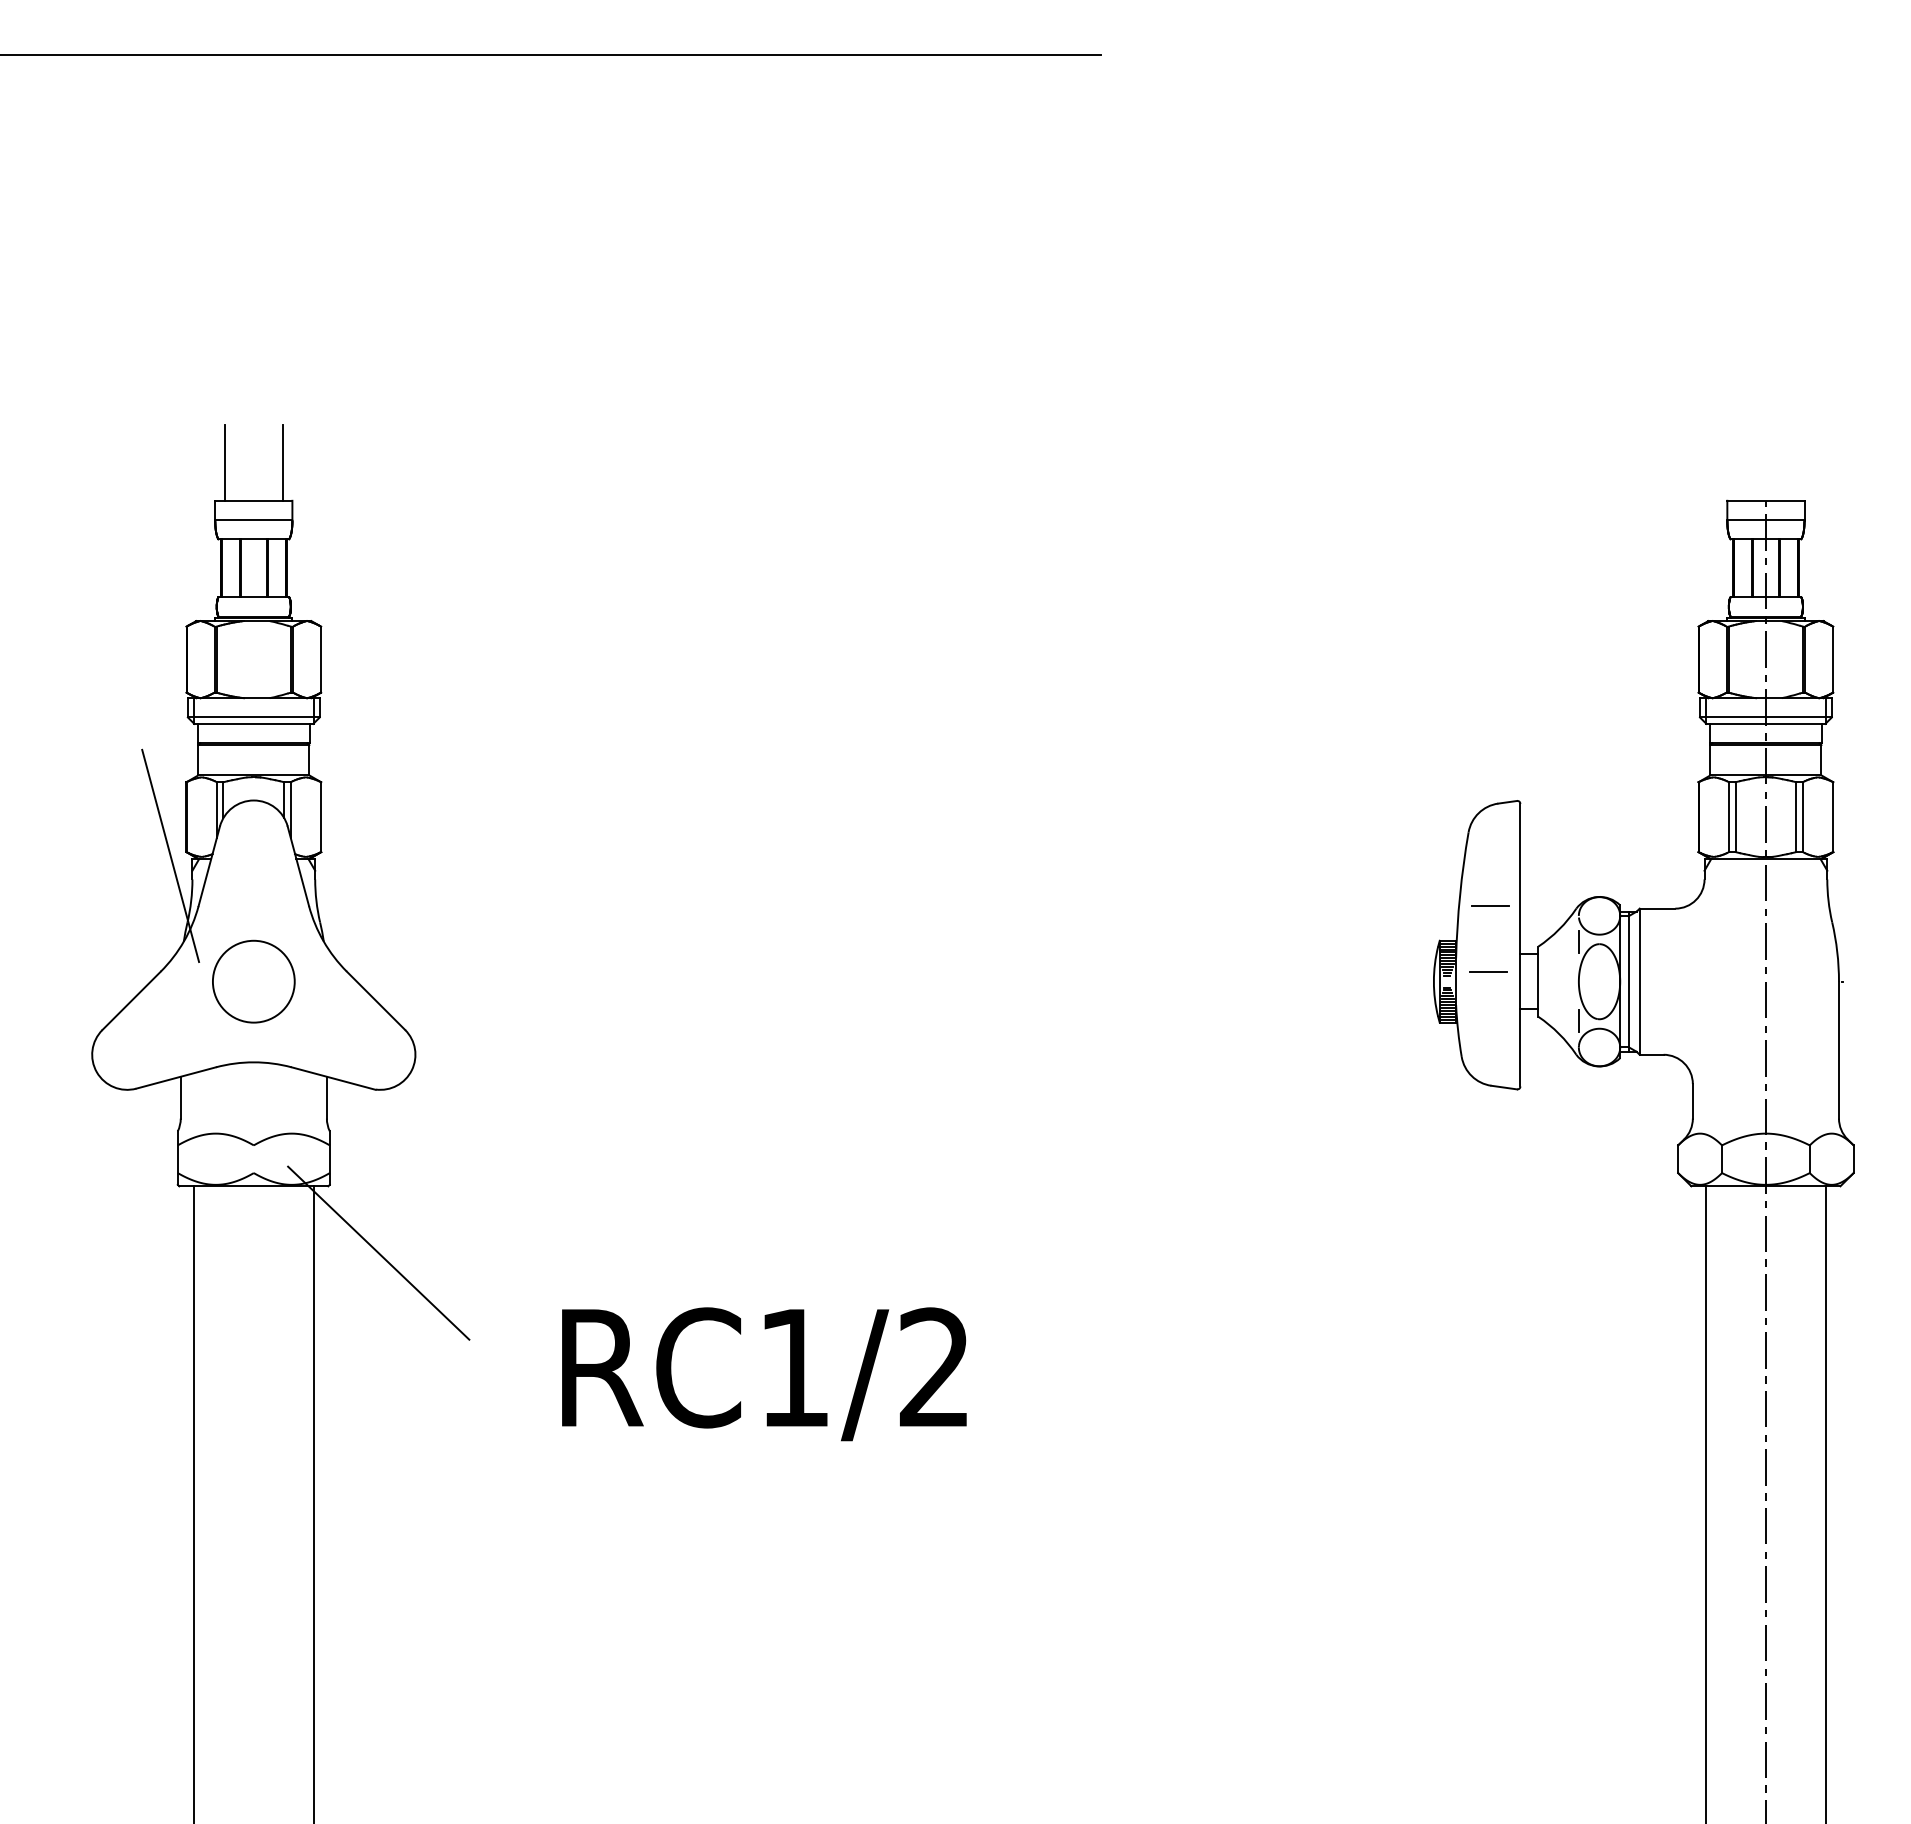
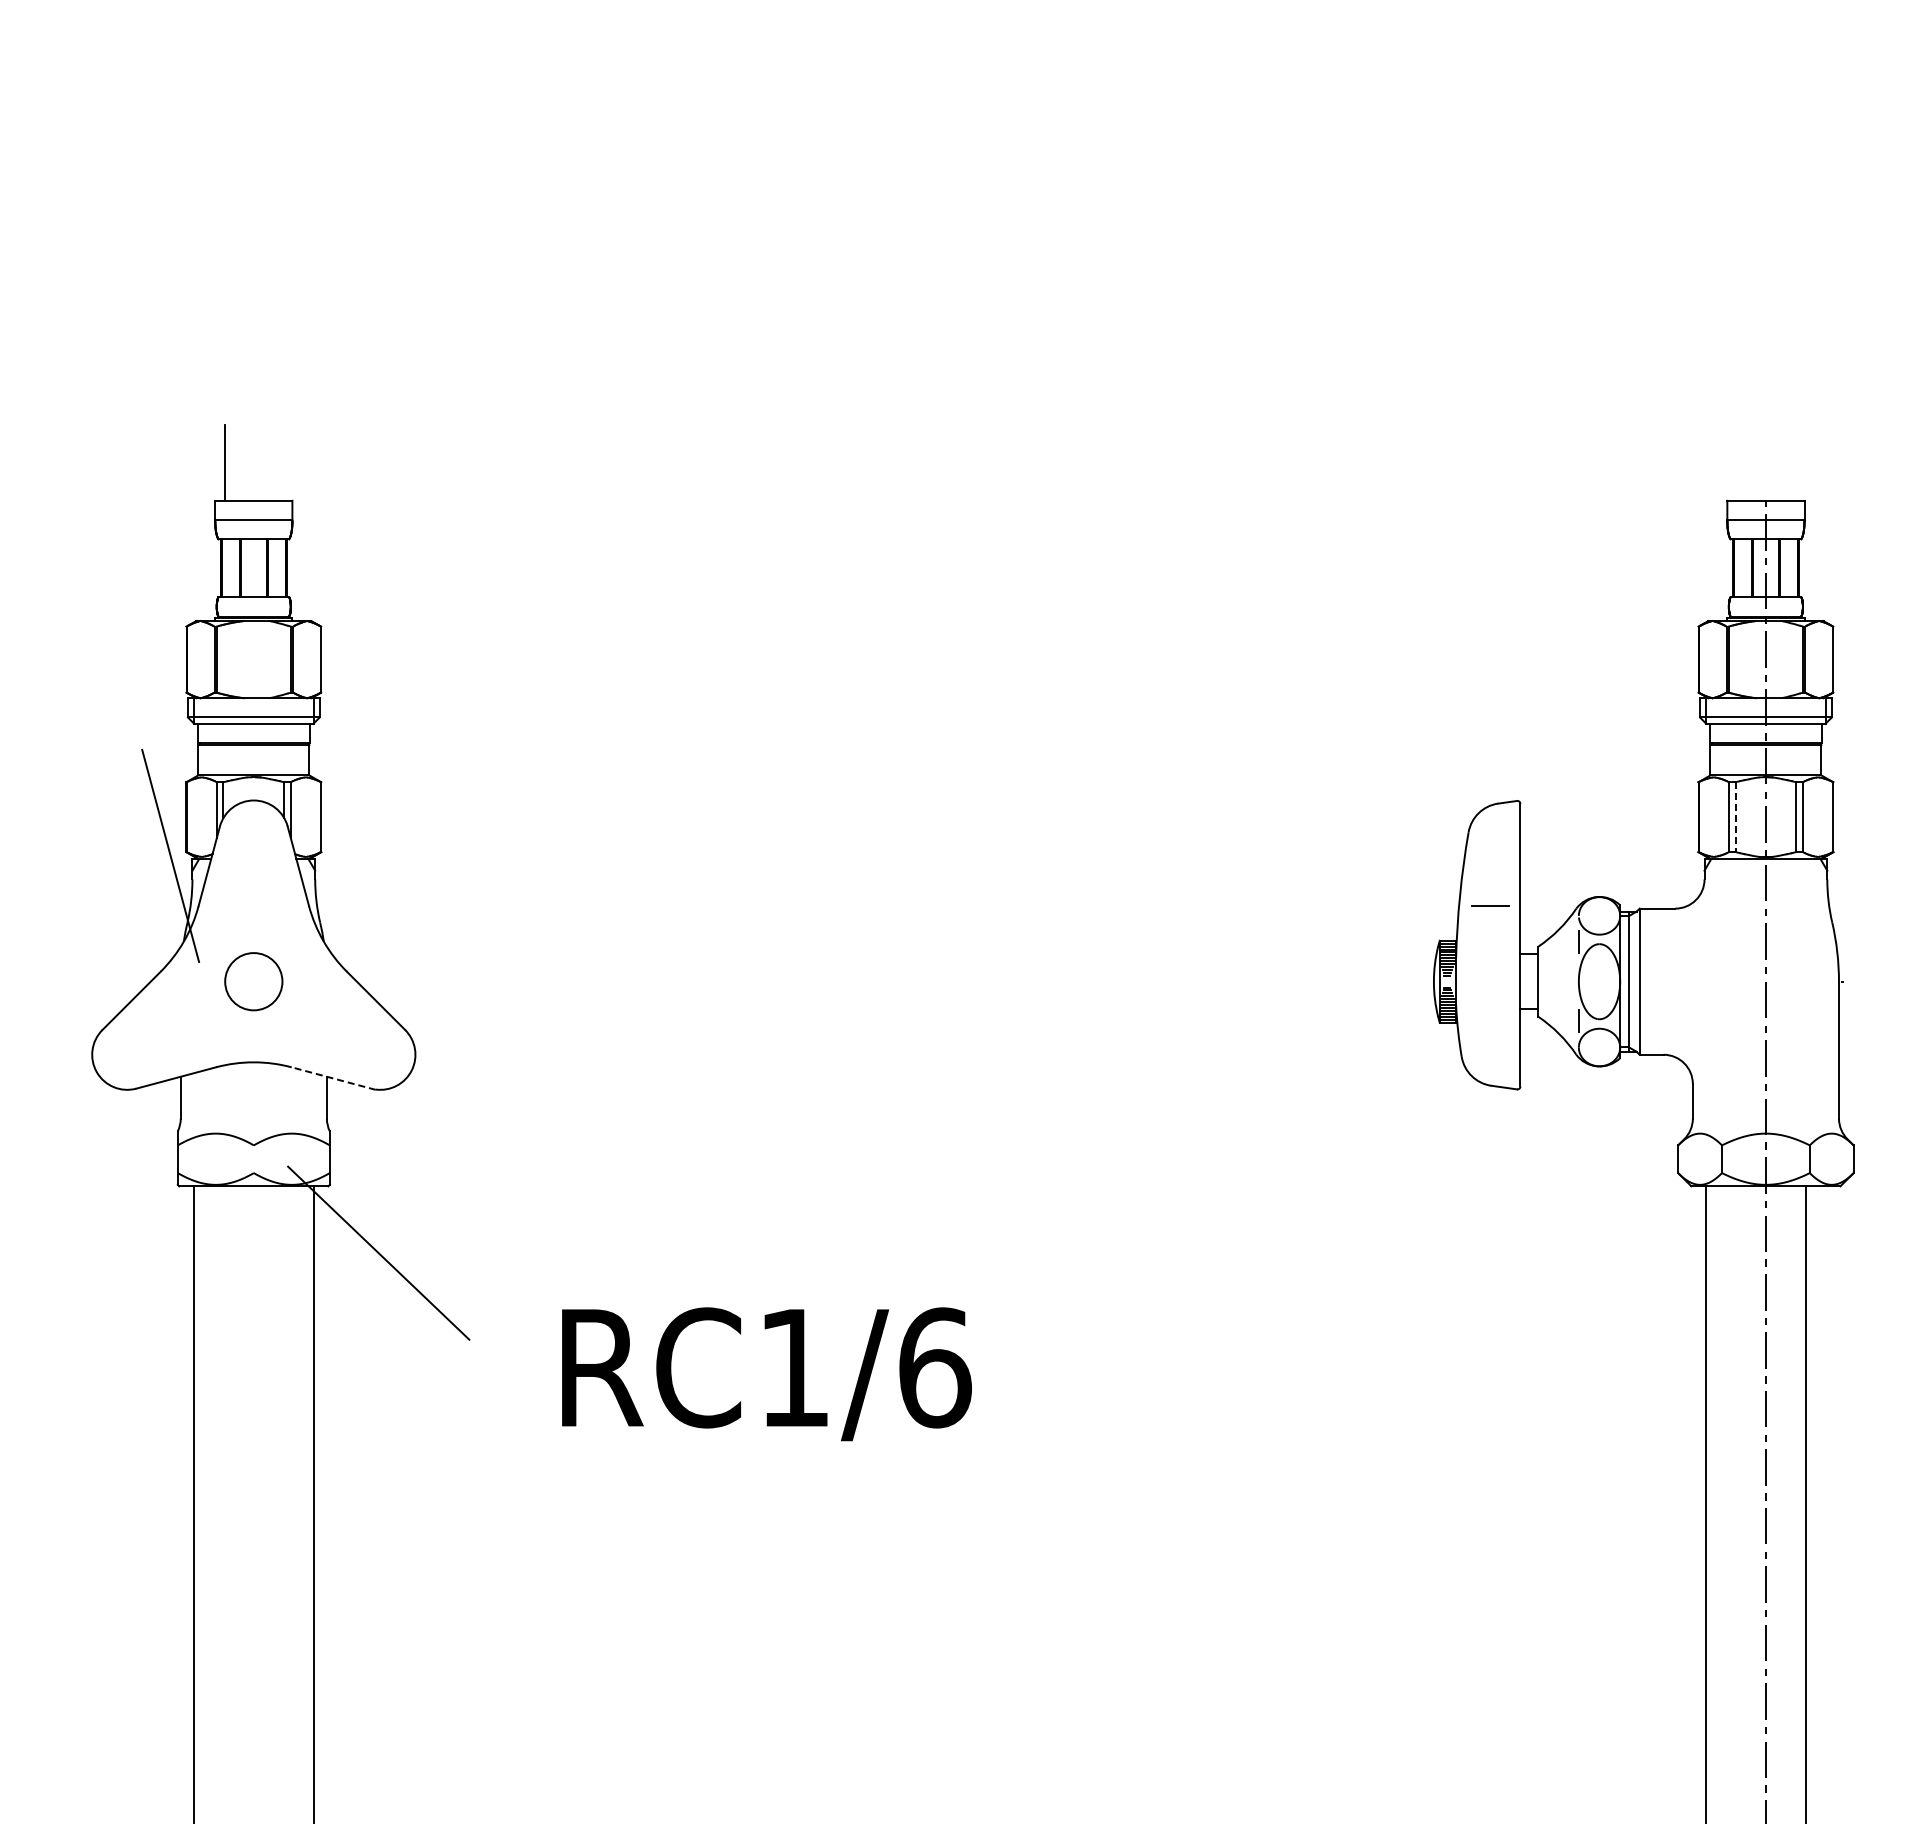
line: present -> none (551, 54)
line: present -> none (283, 462)
line: solid -> dashed (1735, 817)
line: present -> none (1488, 971)
circle diameter: 82 px -> 57 px (253, 981)
line: solid -> dashed (333, 1078)
text: RC1/2 -> RC1/6 (935, 1367)
line position: (1825, 1503) -> (1805, 1503) (1805, 1503)
